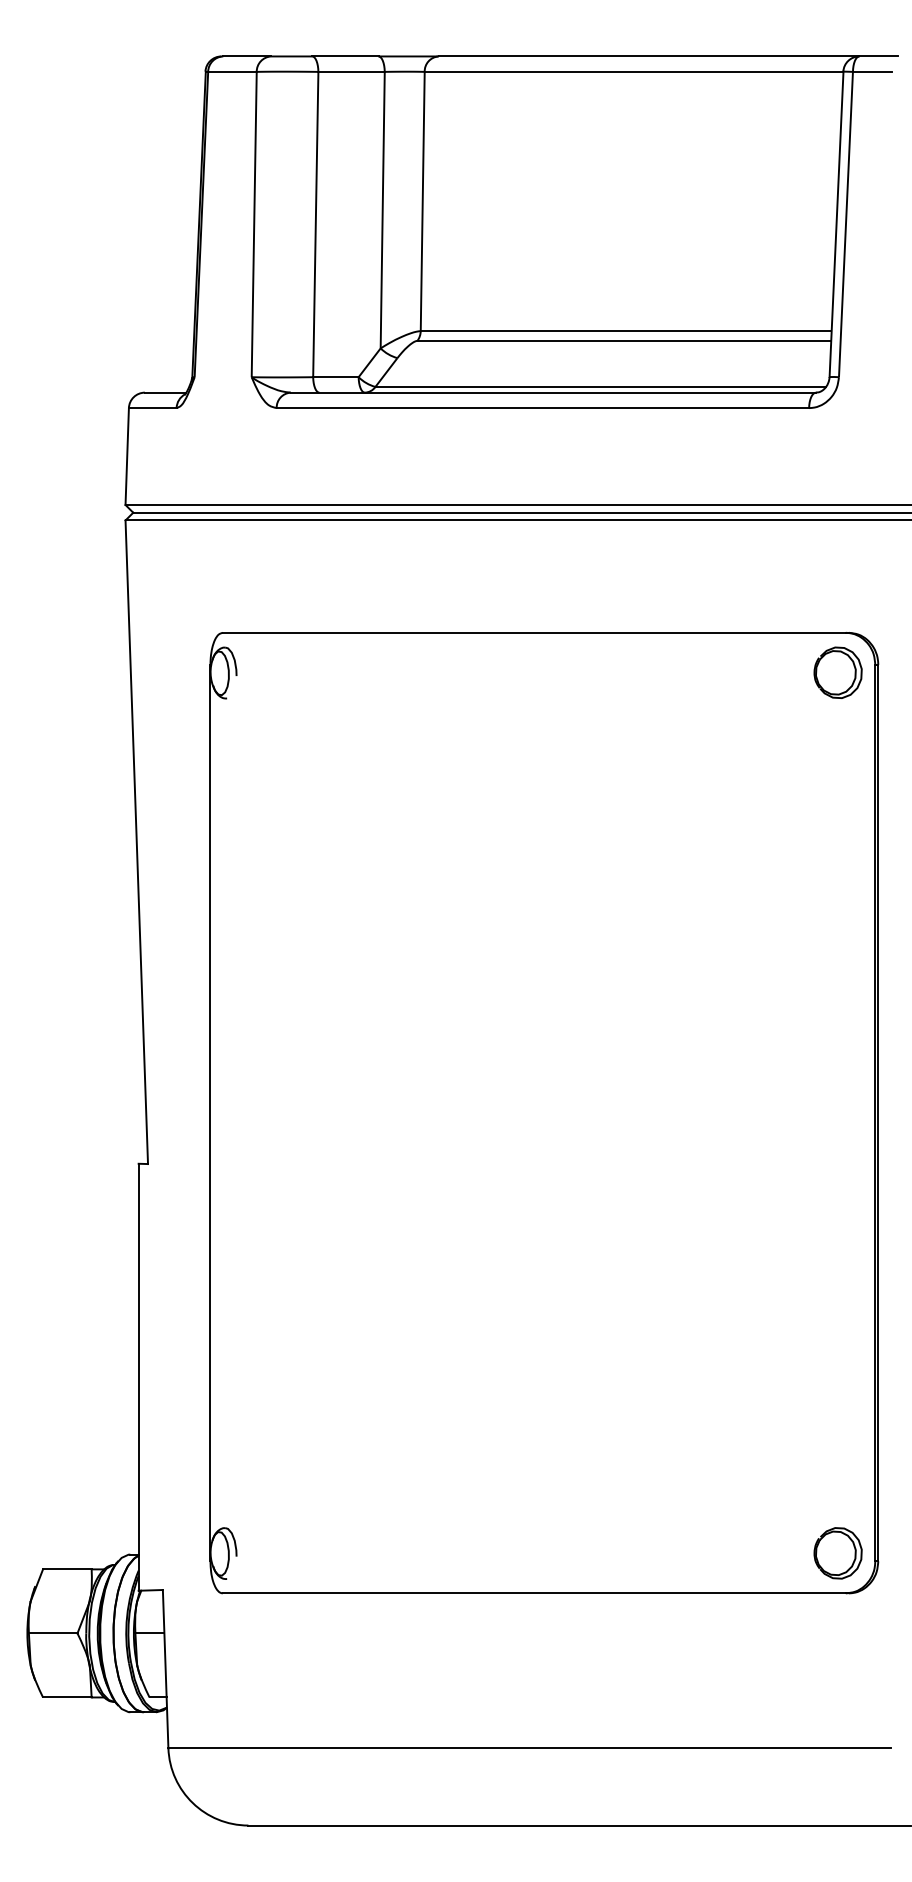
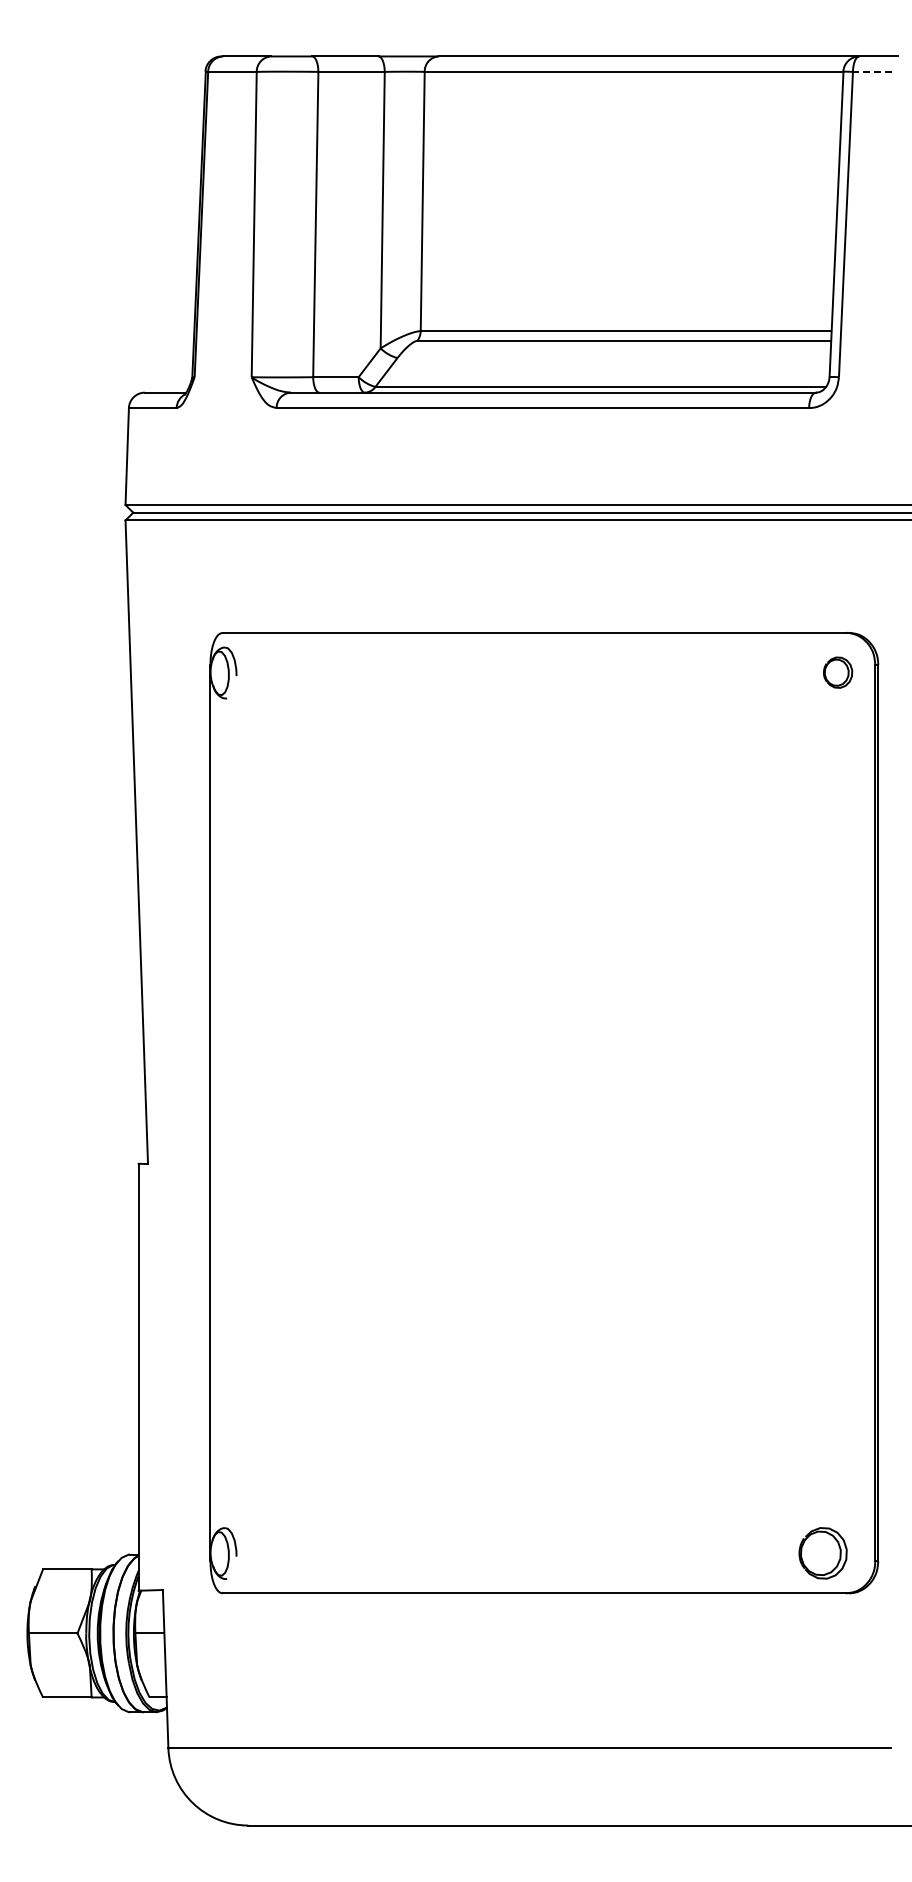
line: solid -> dashed (872, 71)
part size: 50x53 px -> 31x33 px (838, 672)
part position: (837, 1553) -> (822, 1553) (822, 1553)
